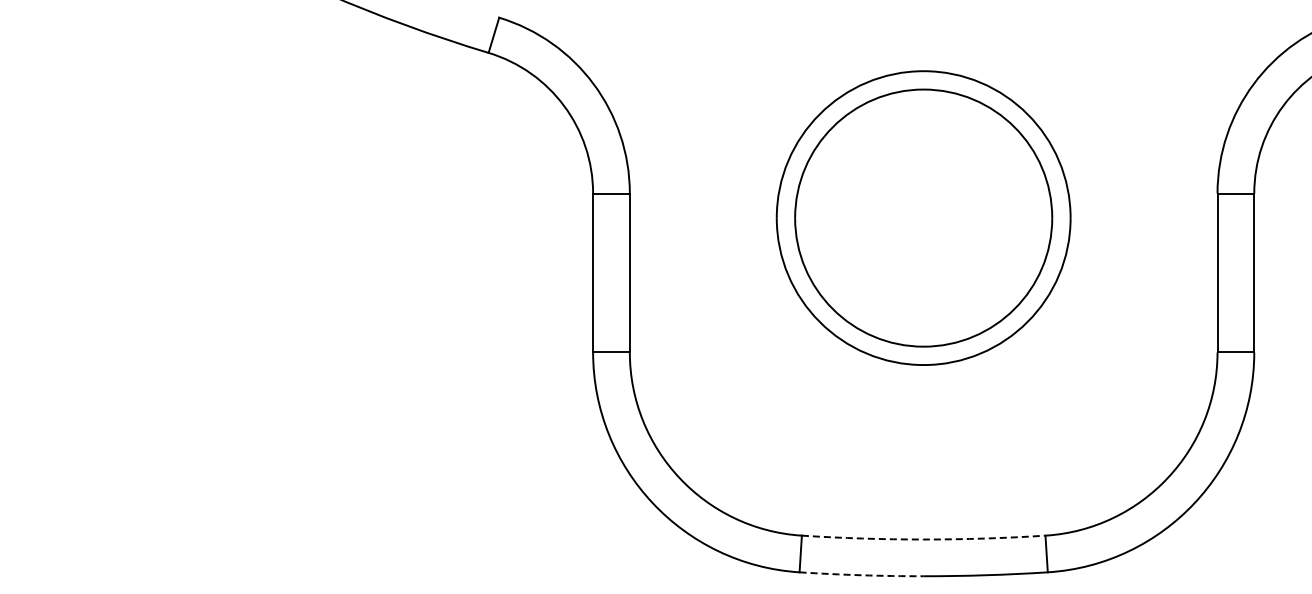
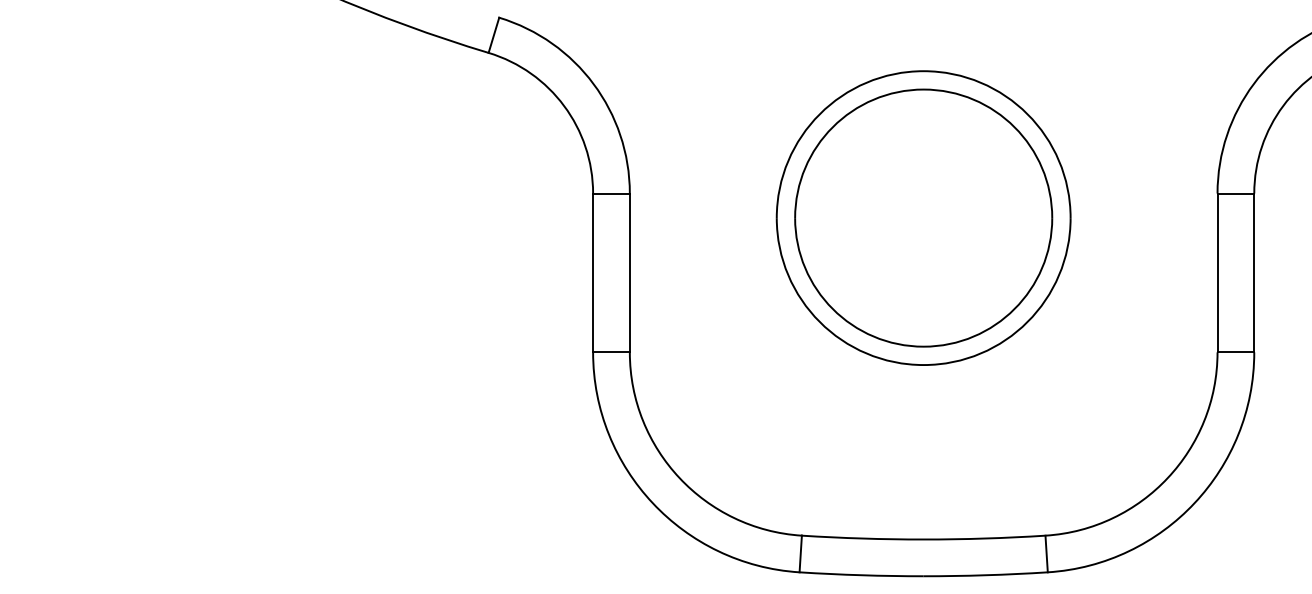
arc: dashed -> solid (923, 539)
arc: dashed -> solid (861, 575)
